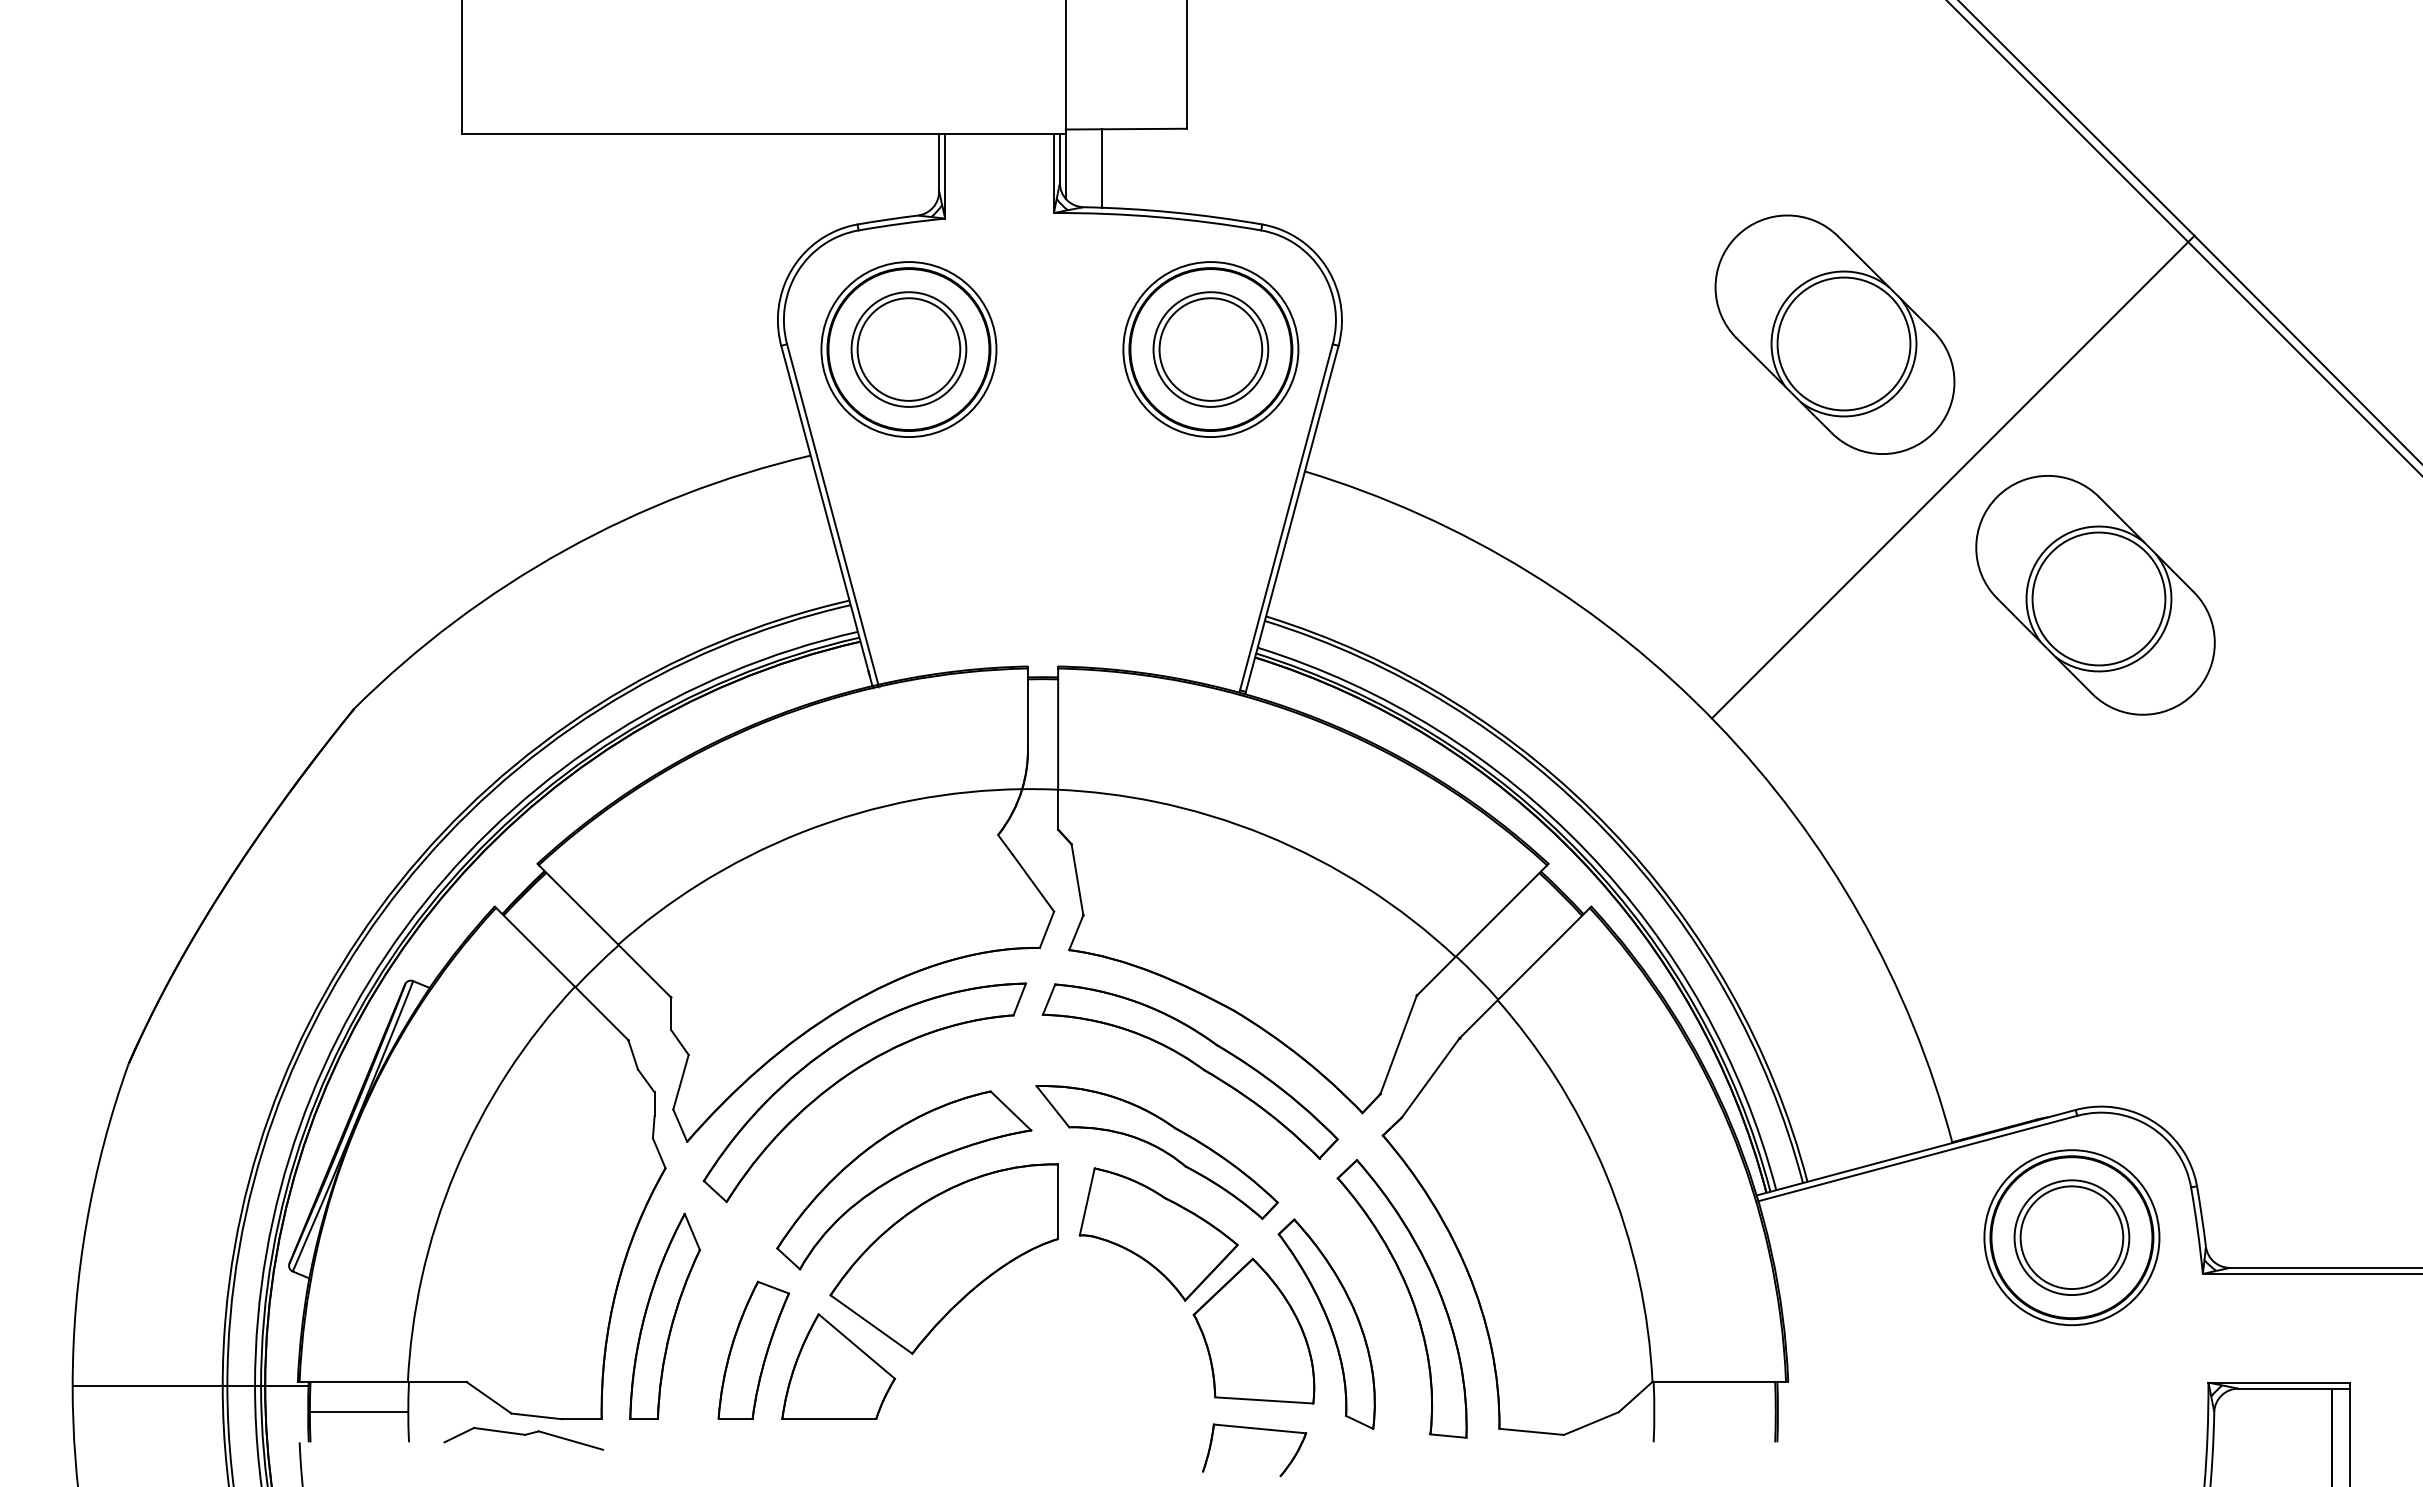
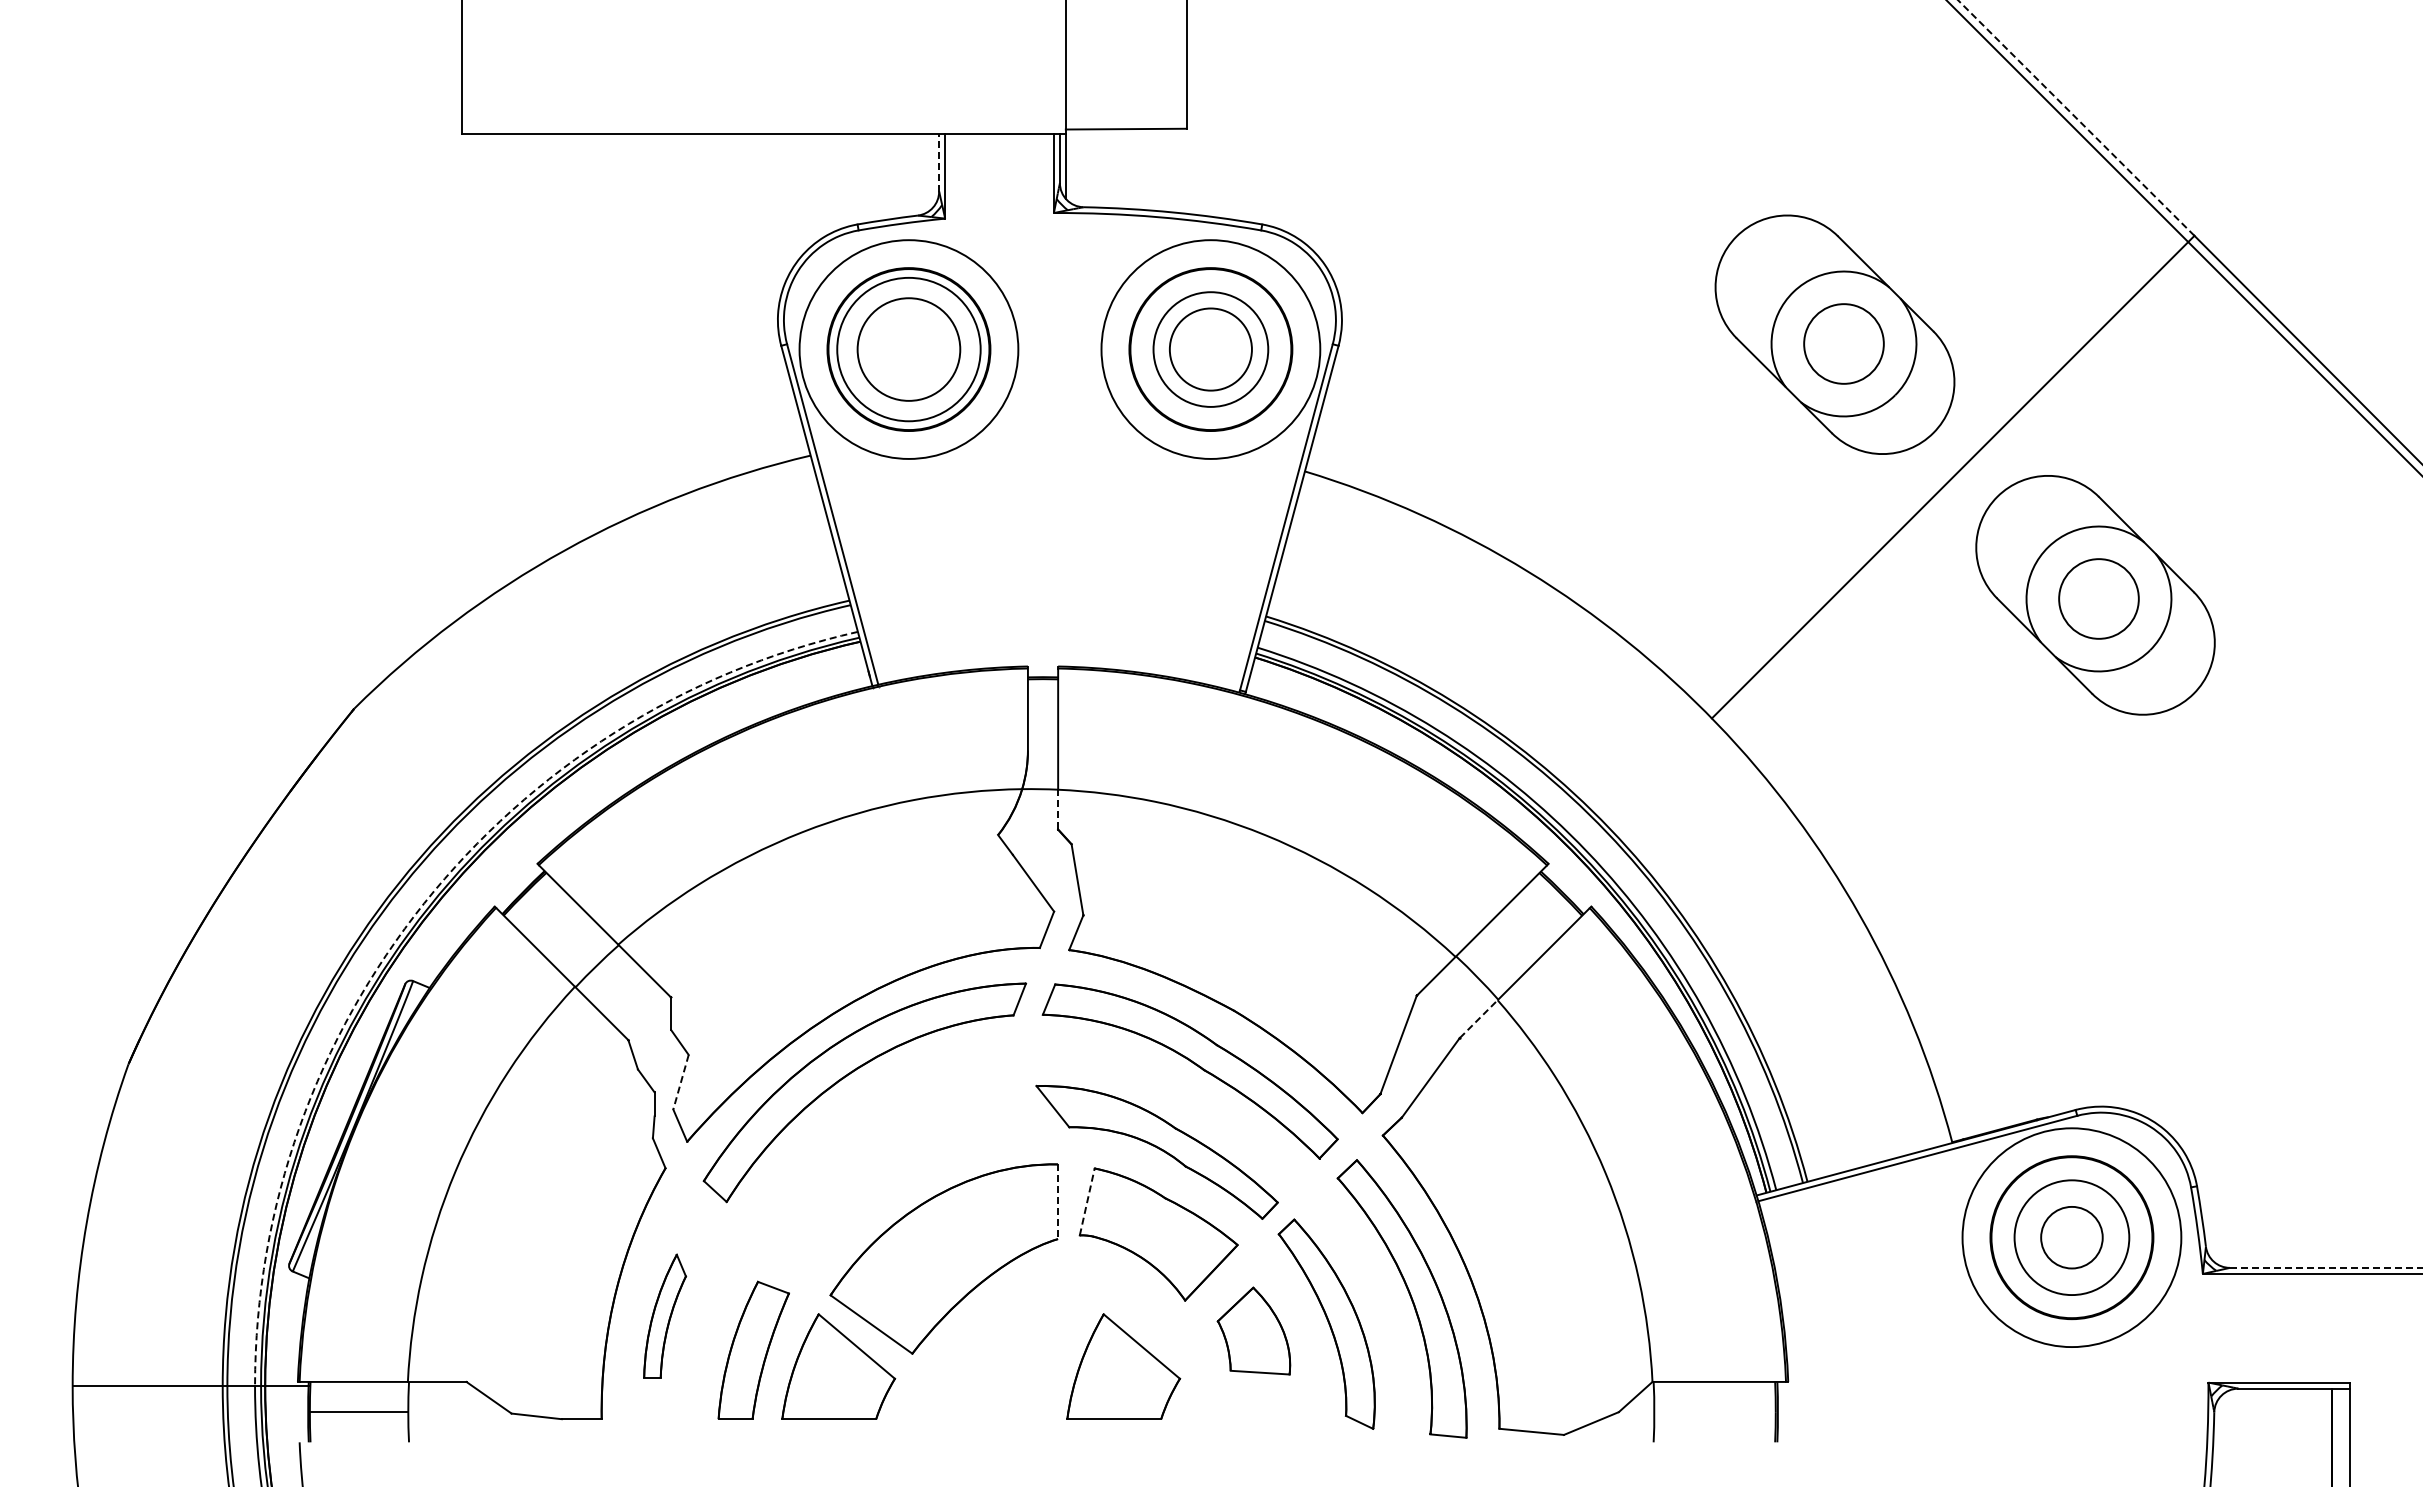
line: solid -> dashed (2076, 118)
line: solid -> dashed (939, 162)
line: present -> none (1102, 168)
circle diameter: 133 px -> 80 px (1843, 343)
circle diameter: 115 px -> 143 px (908, 349)
circle diameter: 175 px -> 219 px (908, 349)
circle diameter: 103 px -> 82 px (1210, 349)
circle diameter: 175 px -> 219 px (1210, 349)
circle diameter: 133 px -> 80 px (2098, 598)
line: solid -> dashed (1058, 809)
arc: solid -> dashed (424, 903)
line: solid -> dashed (1478, 1019)
line: solid -> dashed (680, 1082)
part: present -> none (904, 1180)
line: solid -> dashed (1087, 1201)
line: solid -> dashed (1058, 1202)
circle diameter: 103 px -> 62 px (2071, 1237)
circle diameter: 175 px -> 219 px (2071, 1237)
line: solid -> dashed (2326, 1267)
part size: 72x208 px -> 45x126 px (665, 1315)
part size: 124x148 px -> 76x90 px (1253, 1330)
part: none -> present (1123, 1366)
part: present -> none (1254, 1429)
part: present -> none (523, 1438)
